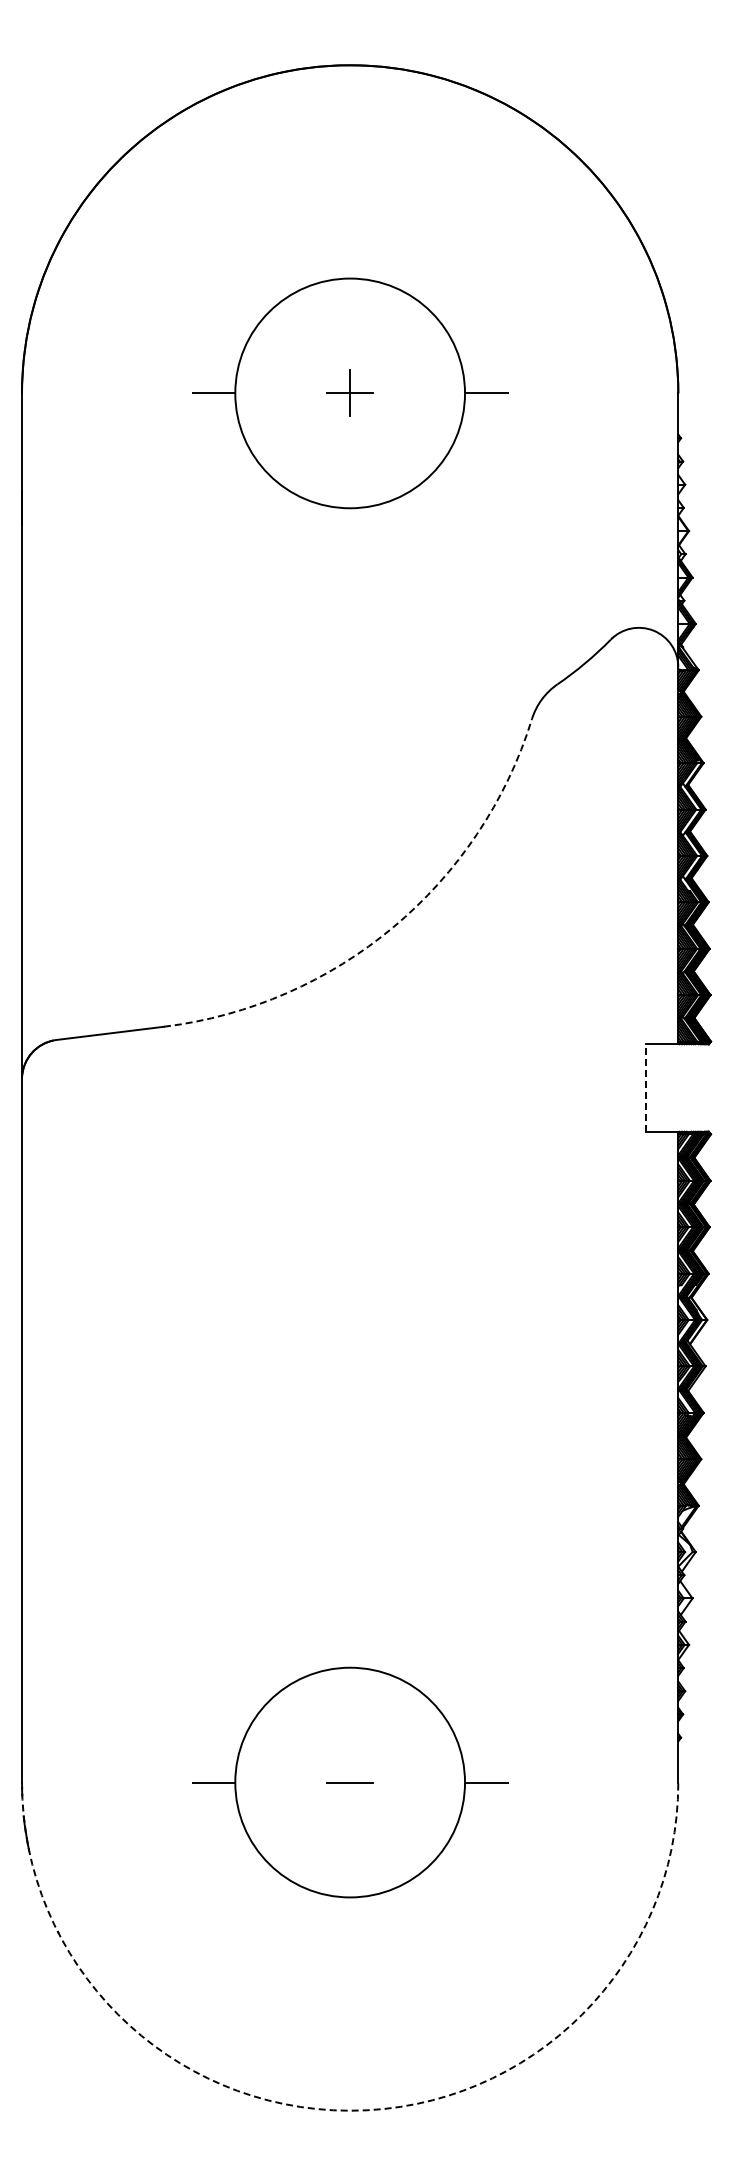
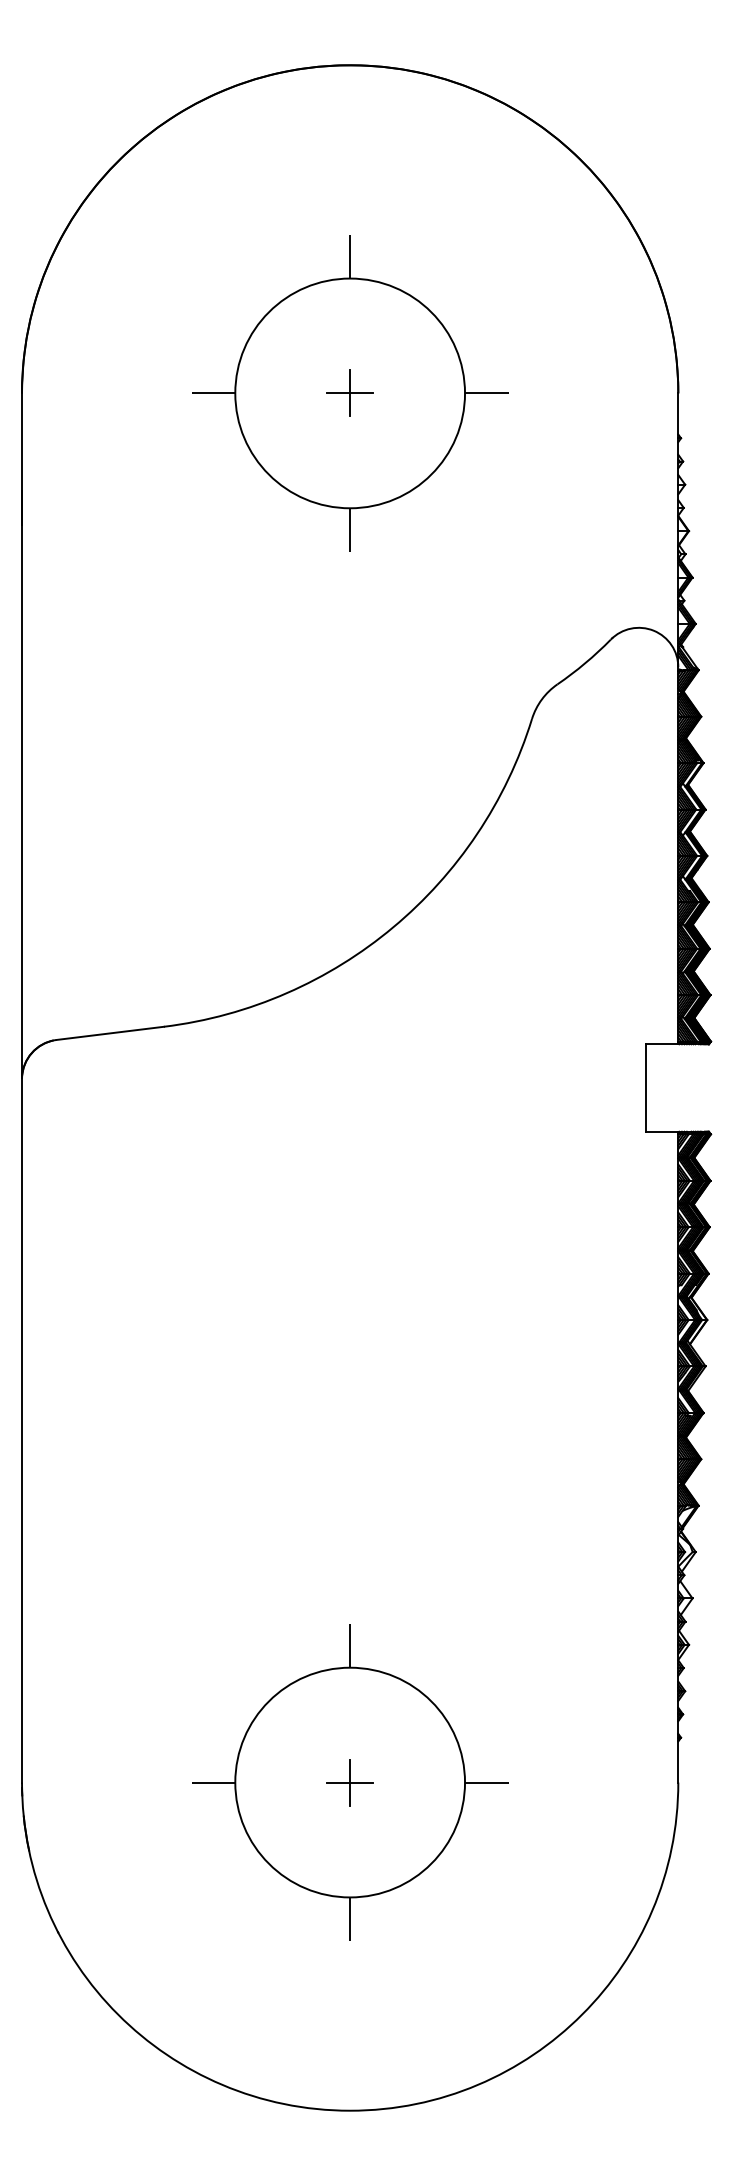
line: none -> present (350, 256)
line: none -> present (350, 530)
arc: dashed -> solid (393, 927)
line: dashed -> solid (645, 1088)
line: none -> present (350, 1645)
line: none -> present (350, 1782)
line: none -> present (350, 1919)
arc: dashed -> solid (350, 2110)
